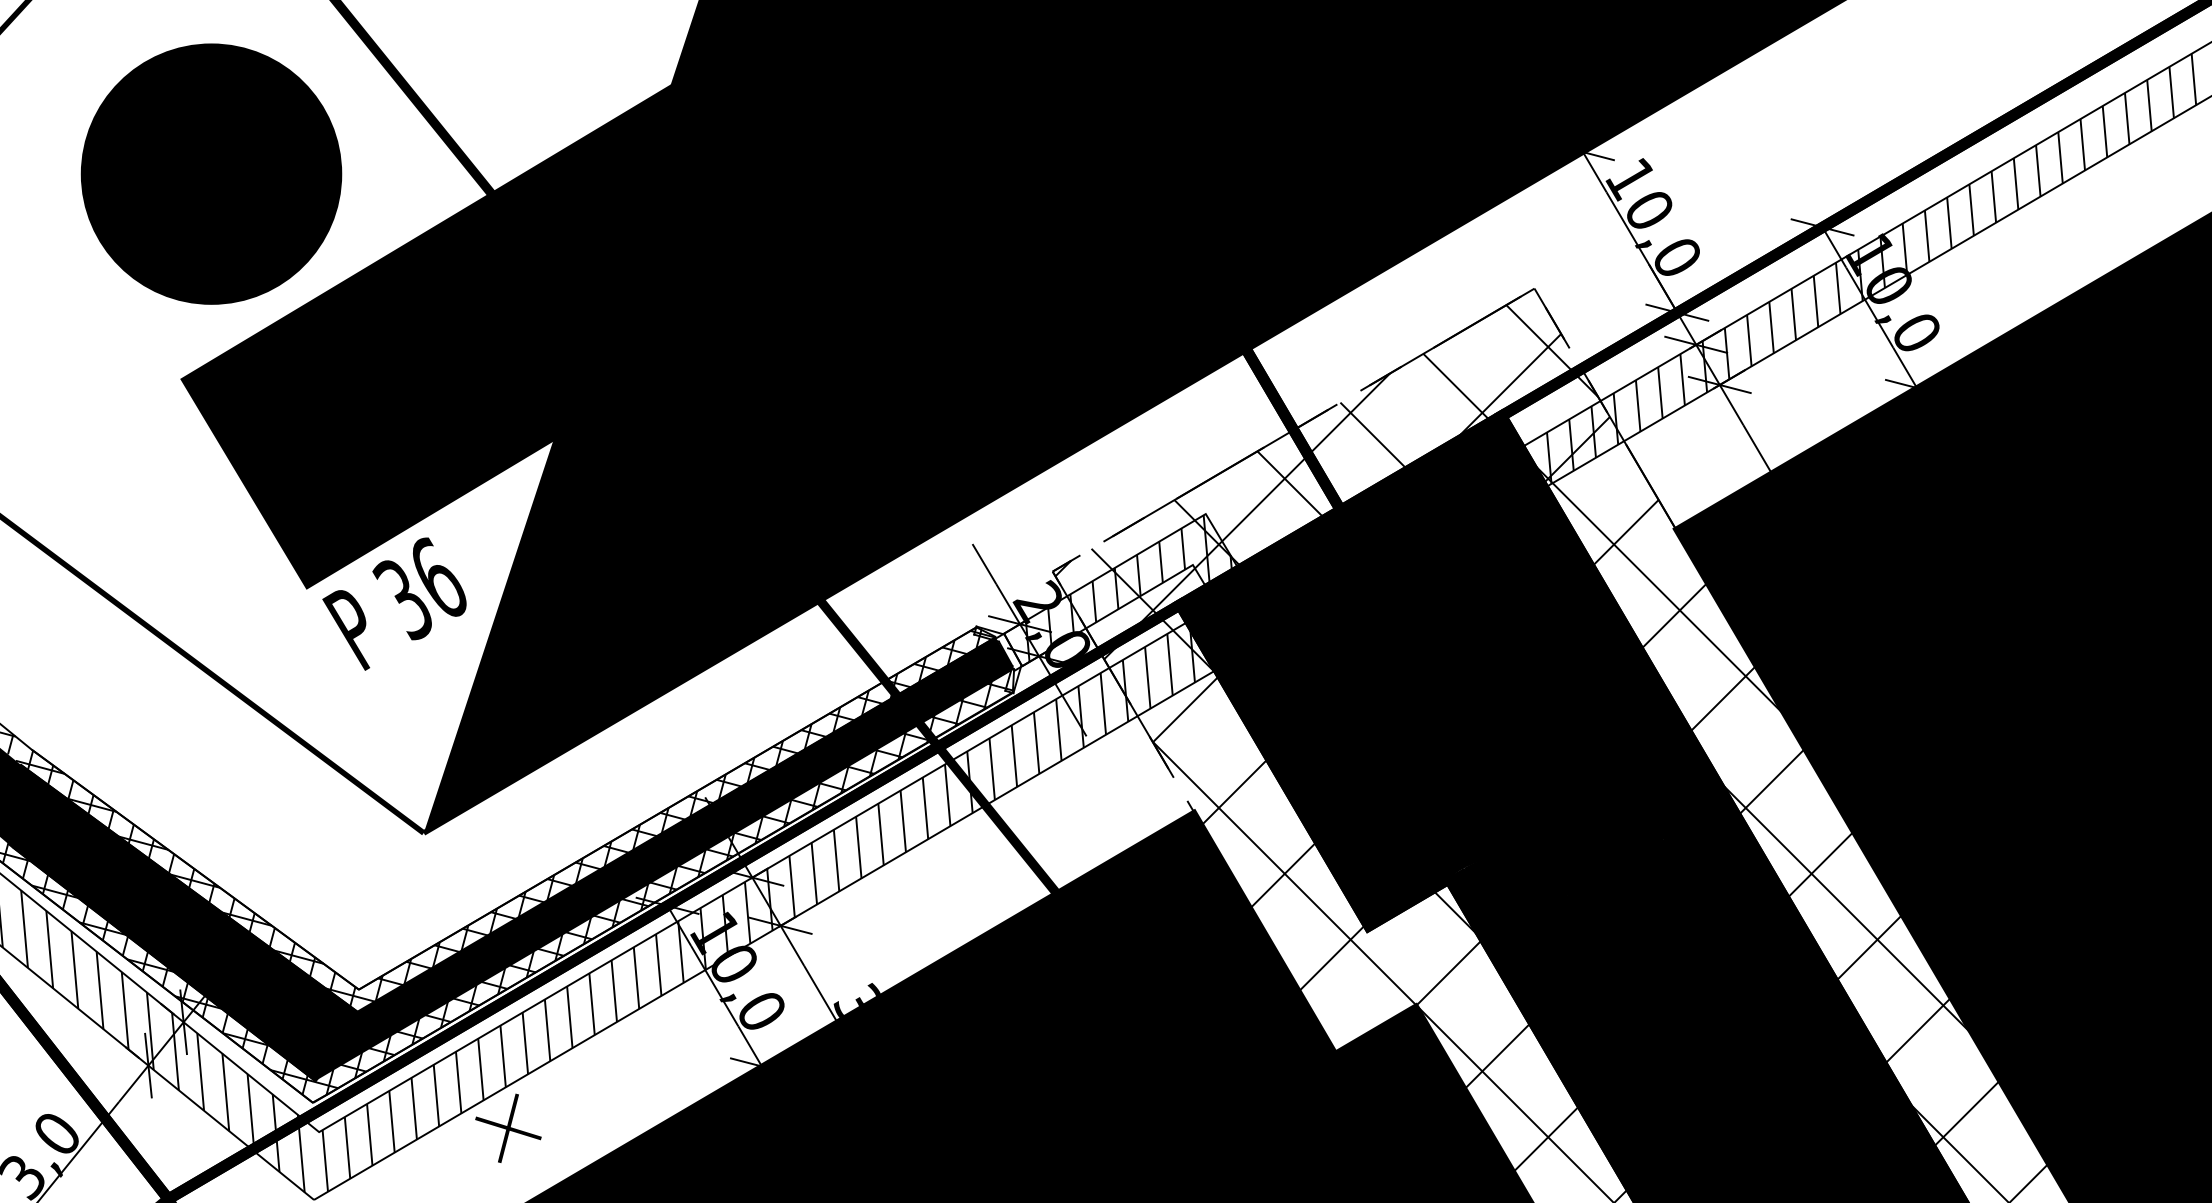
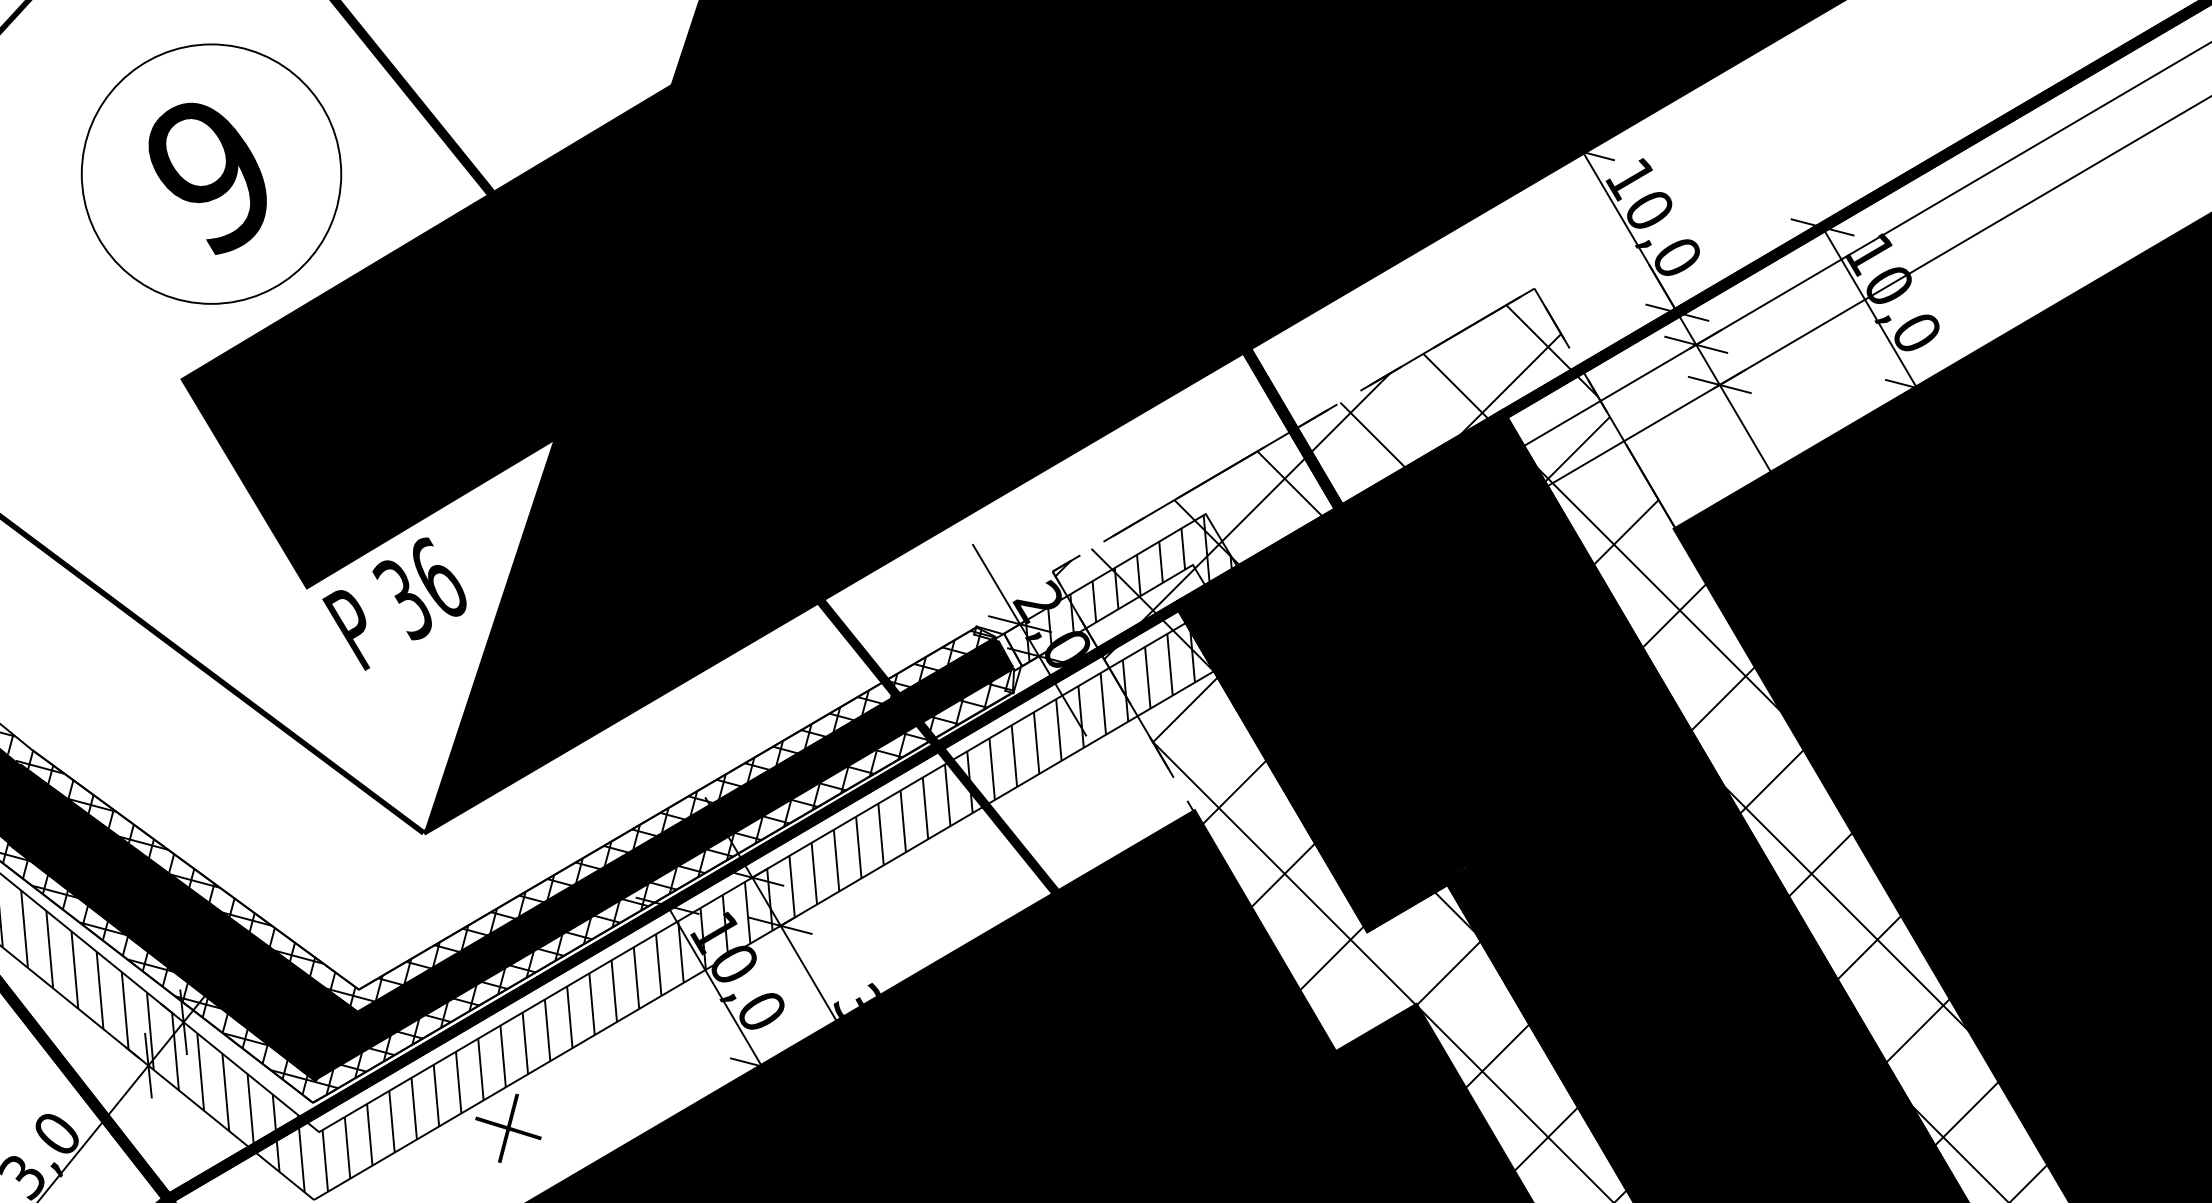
fill: present -> none (211, 173)
hatch: present -> none (1860, 268)
